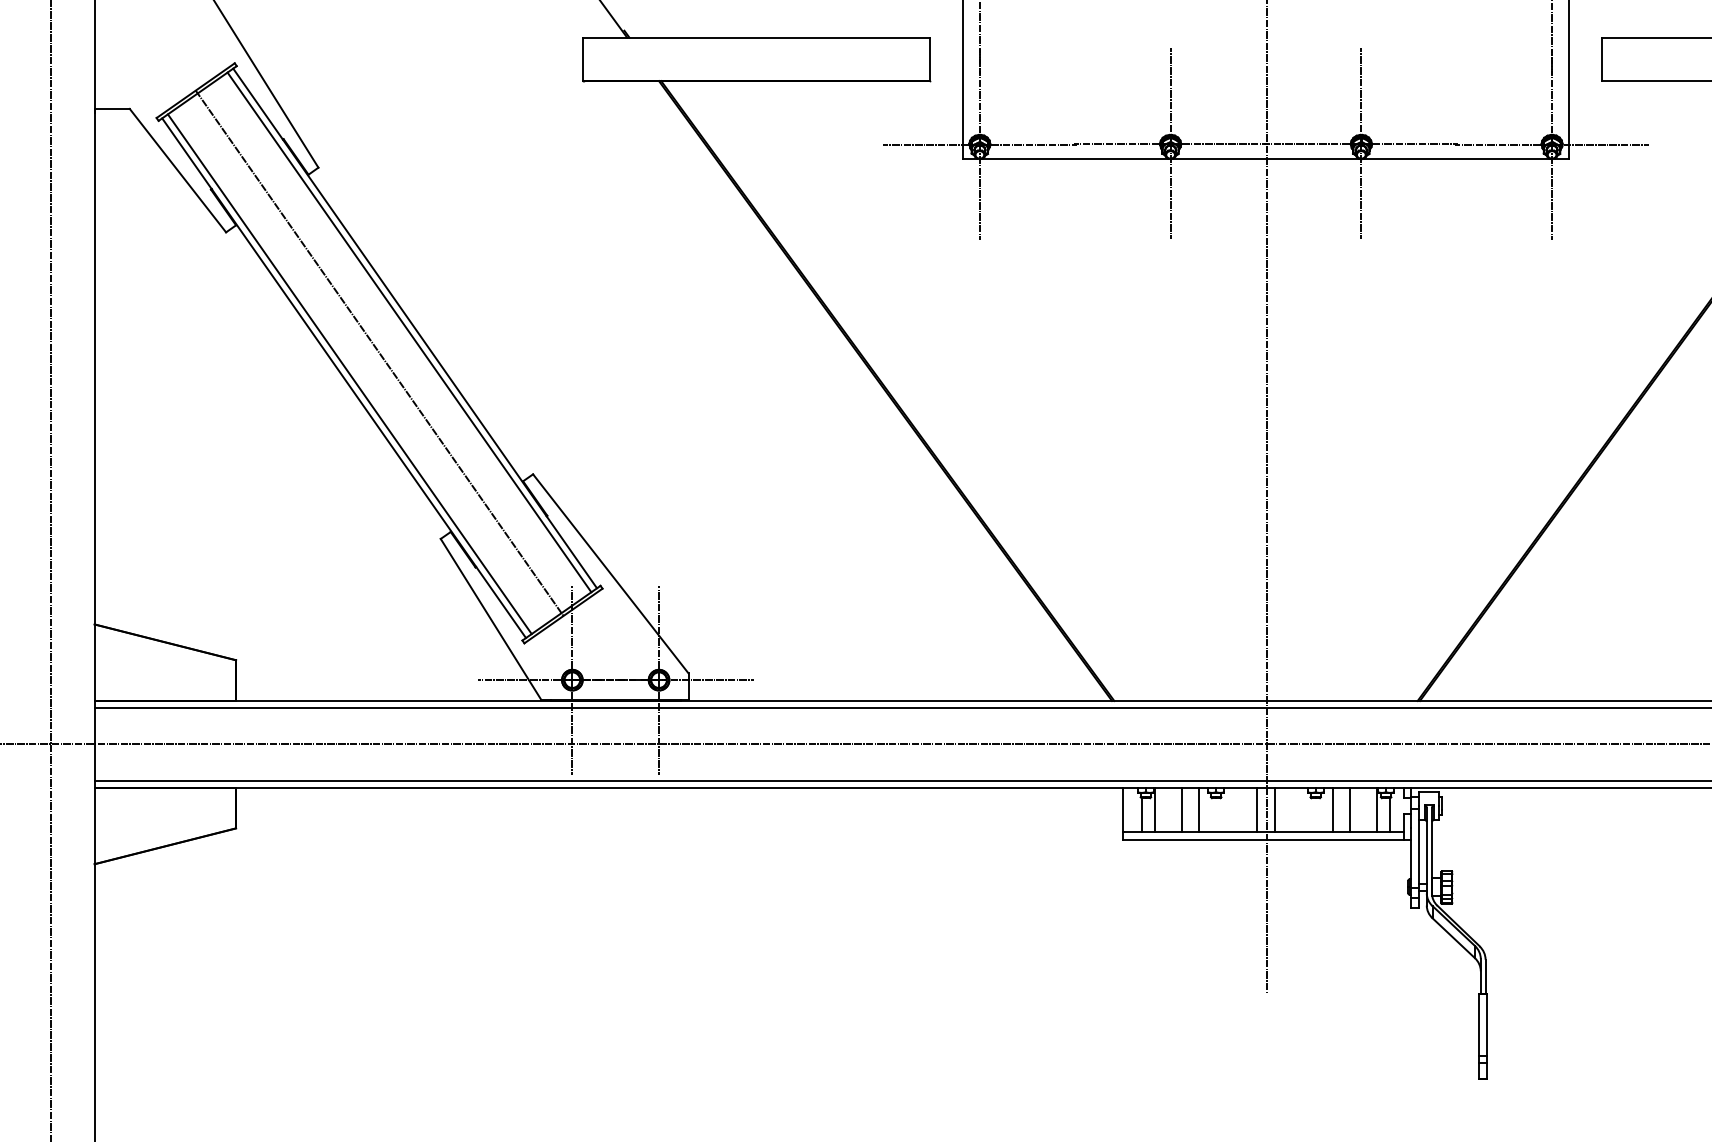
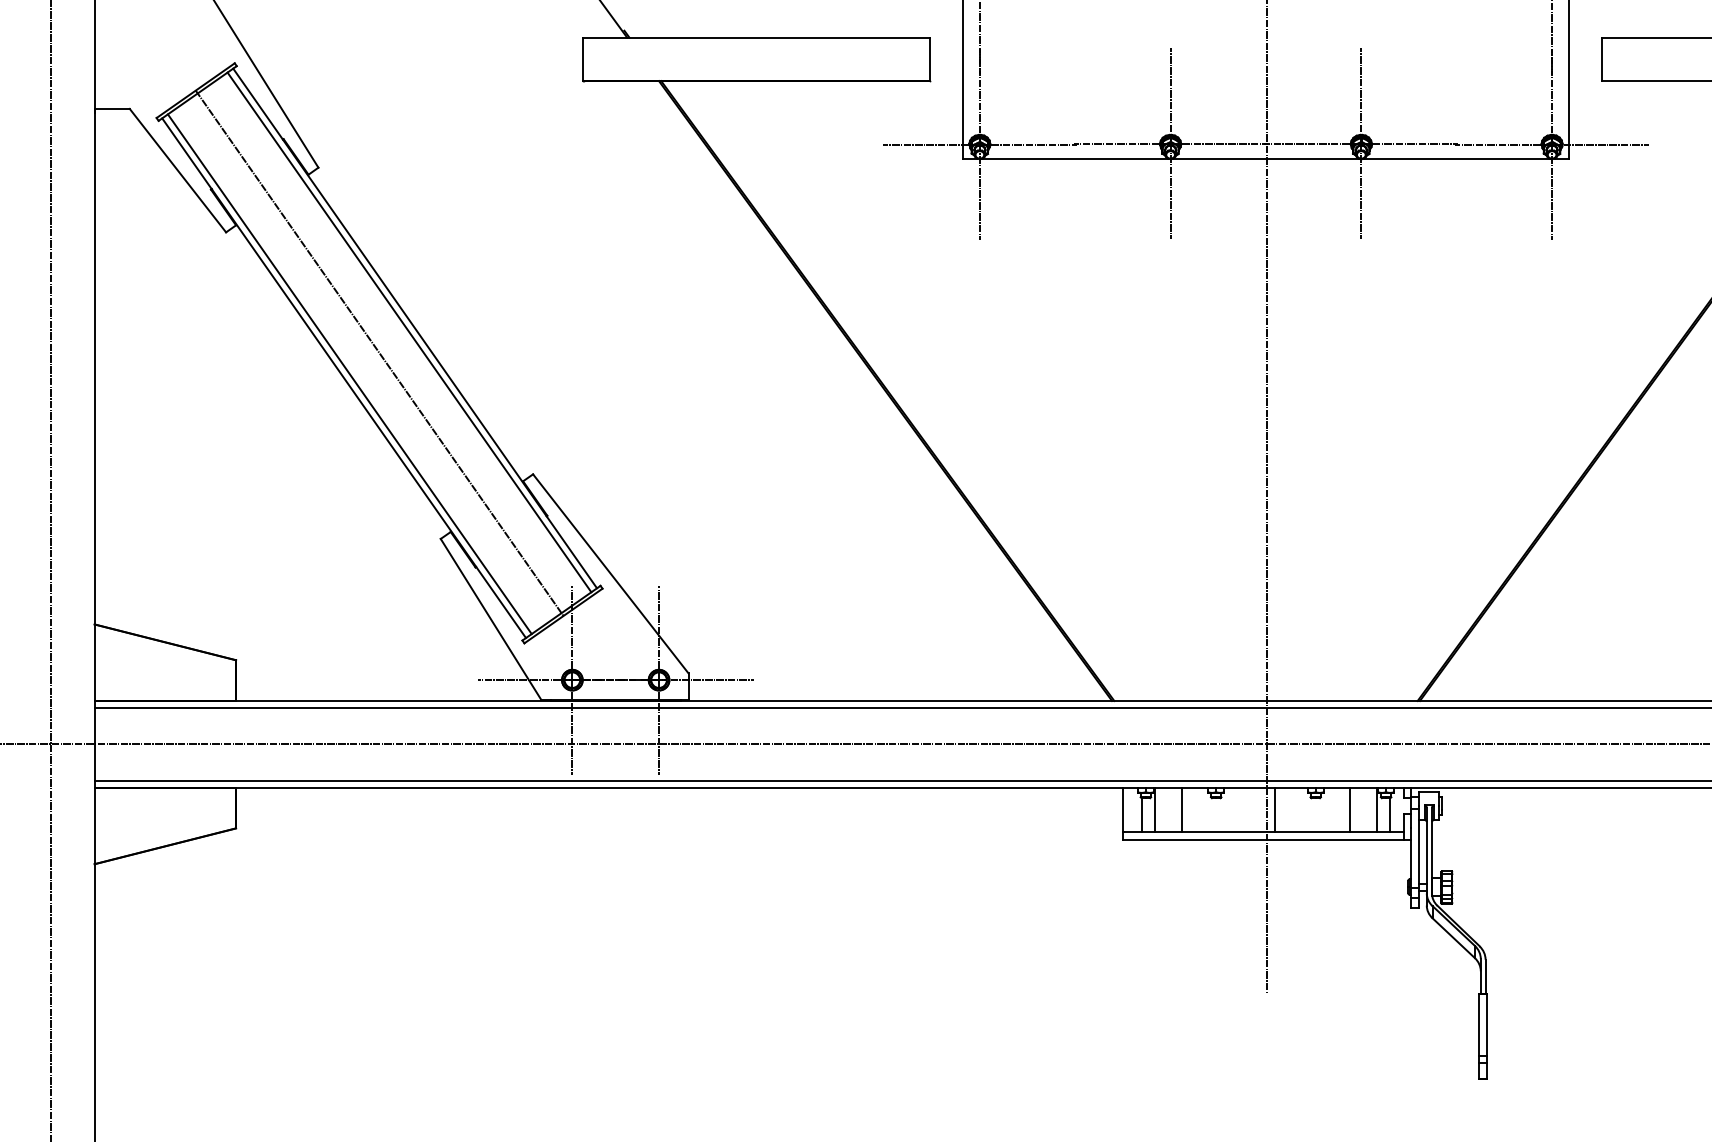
line: present -> none (1198, 809)
line: present -> none (1257, 809)
line: present -> none (1333, 809)
